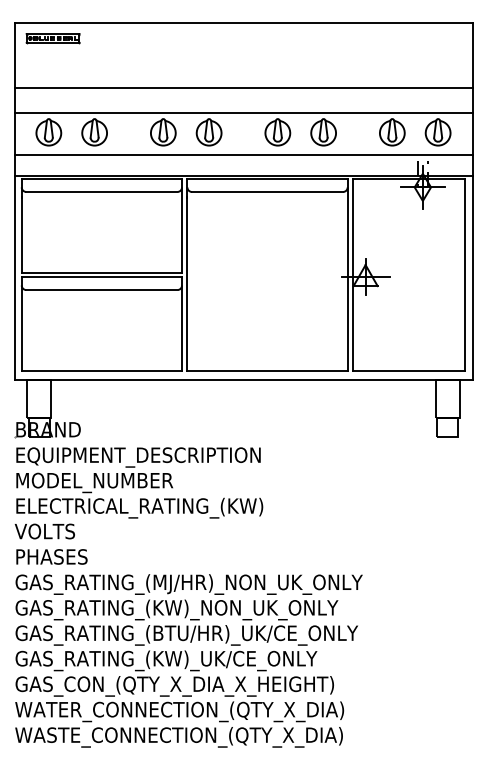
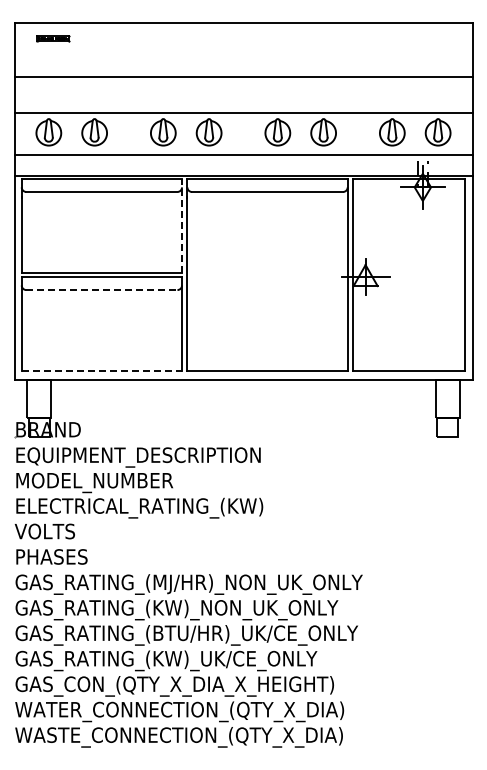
part size: 56x12 px -> 35x8 px (53, 38)
line position: (243, 88) -> (243, 77) (243, 77)
line: solid -> dashed (182, 225)
line: solid -> dashed (101, 290)
line: solid -> dashed (102, 370)
